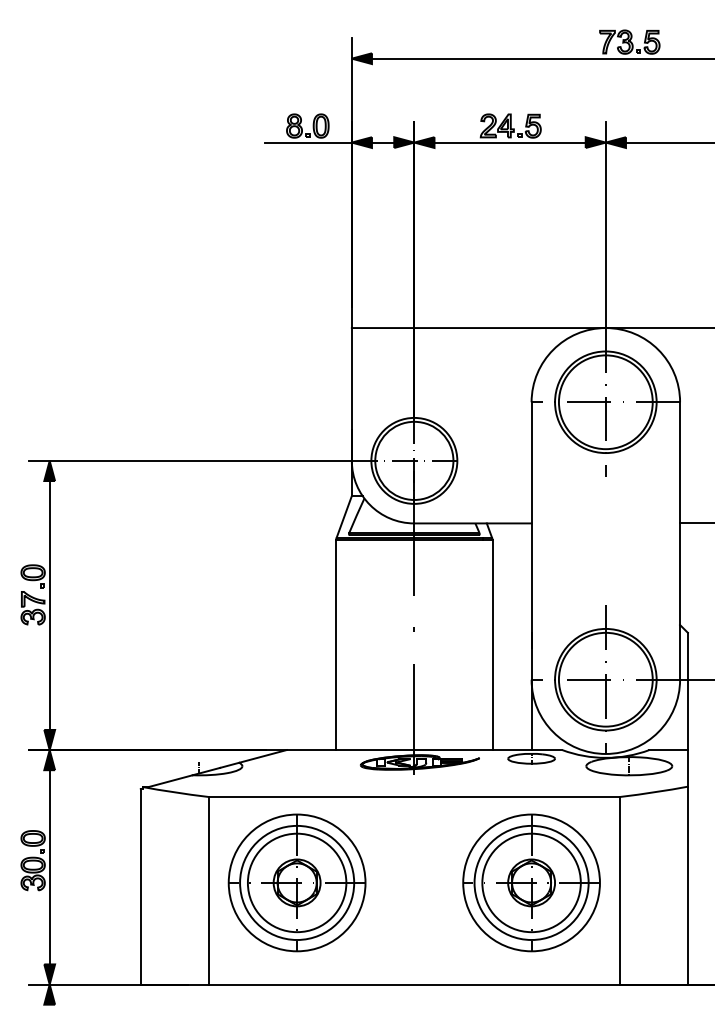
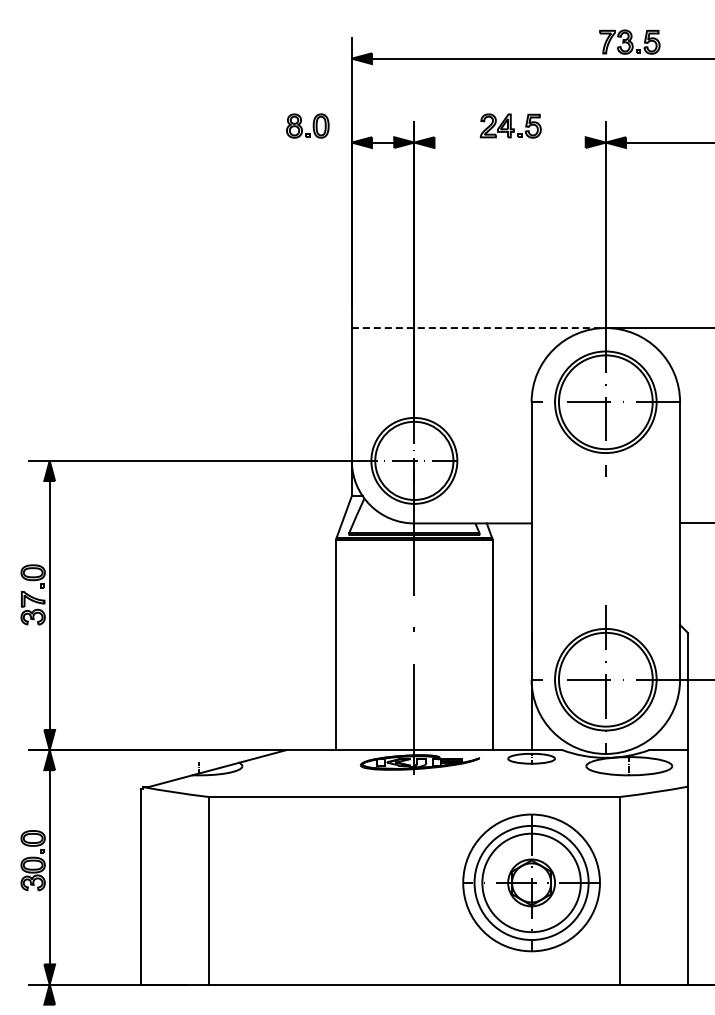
line: present -> none (307, 142)
line: present -> none (509, 142)
line: solid -> dashed (478, 328)
part: present -> none (296, 882)
